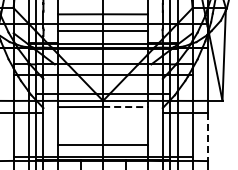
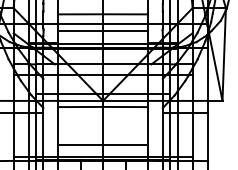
line: dashed -> solid (126, 107)
line: dashed -> solid (207, 137)
